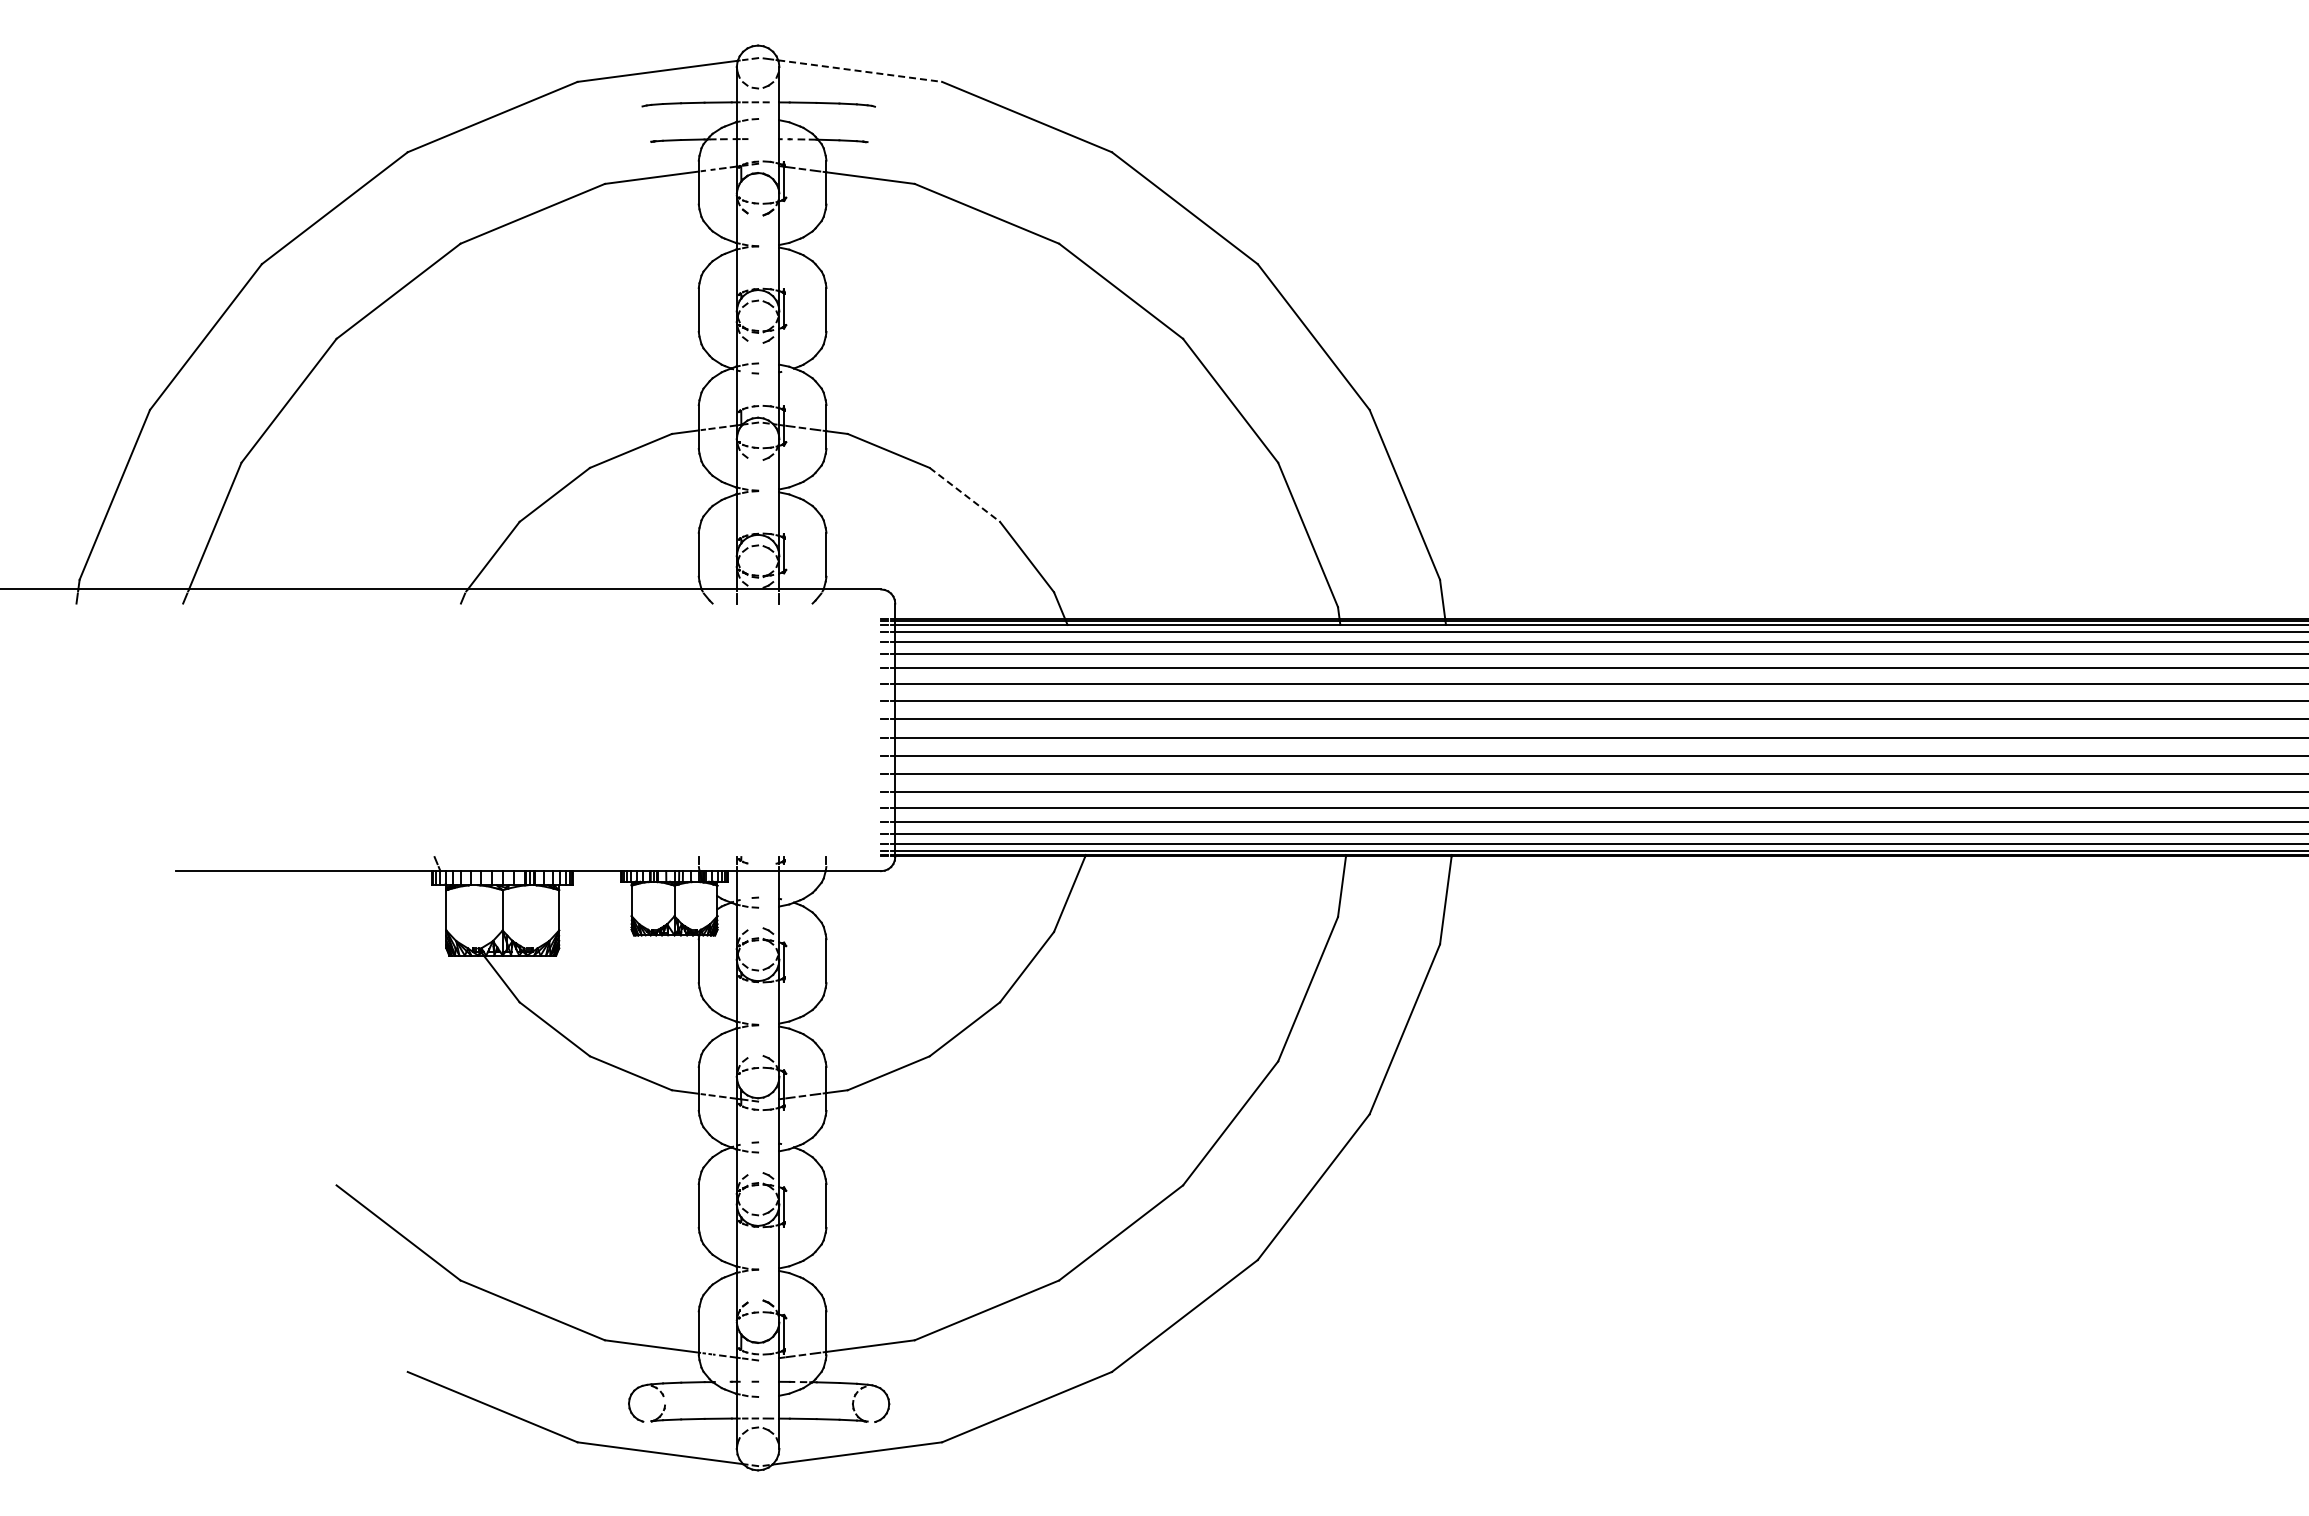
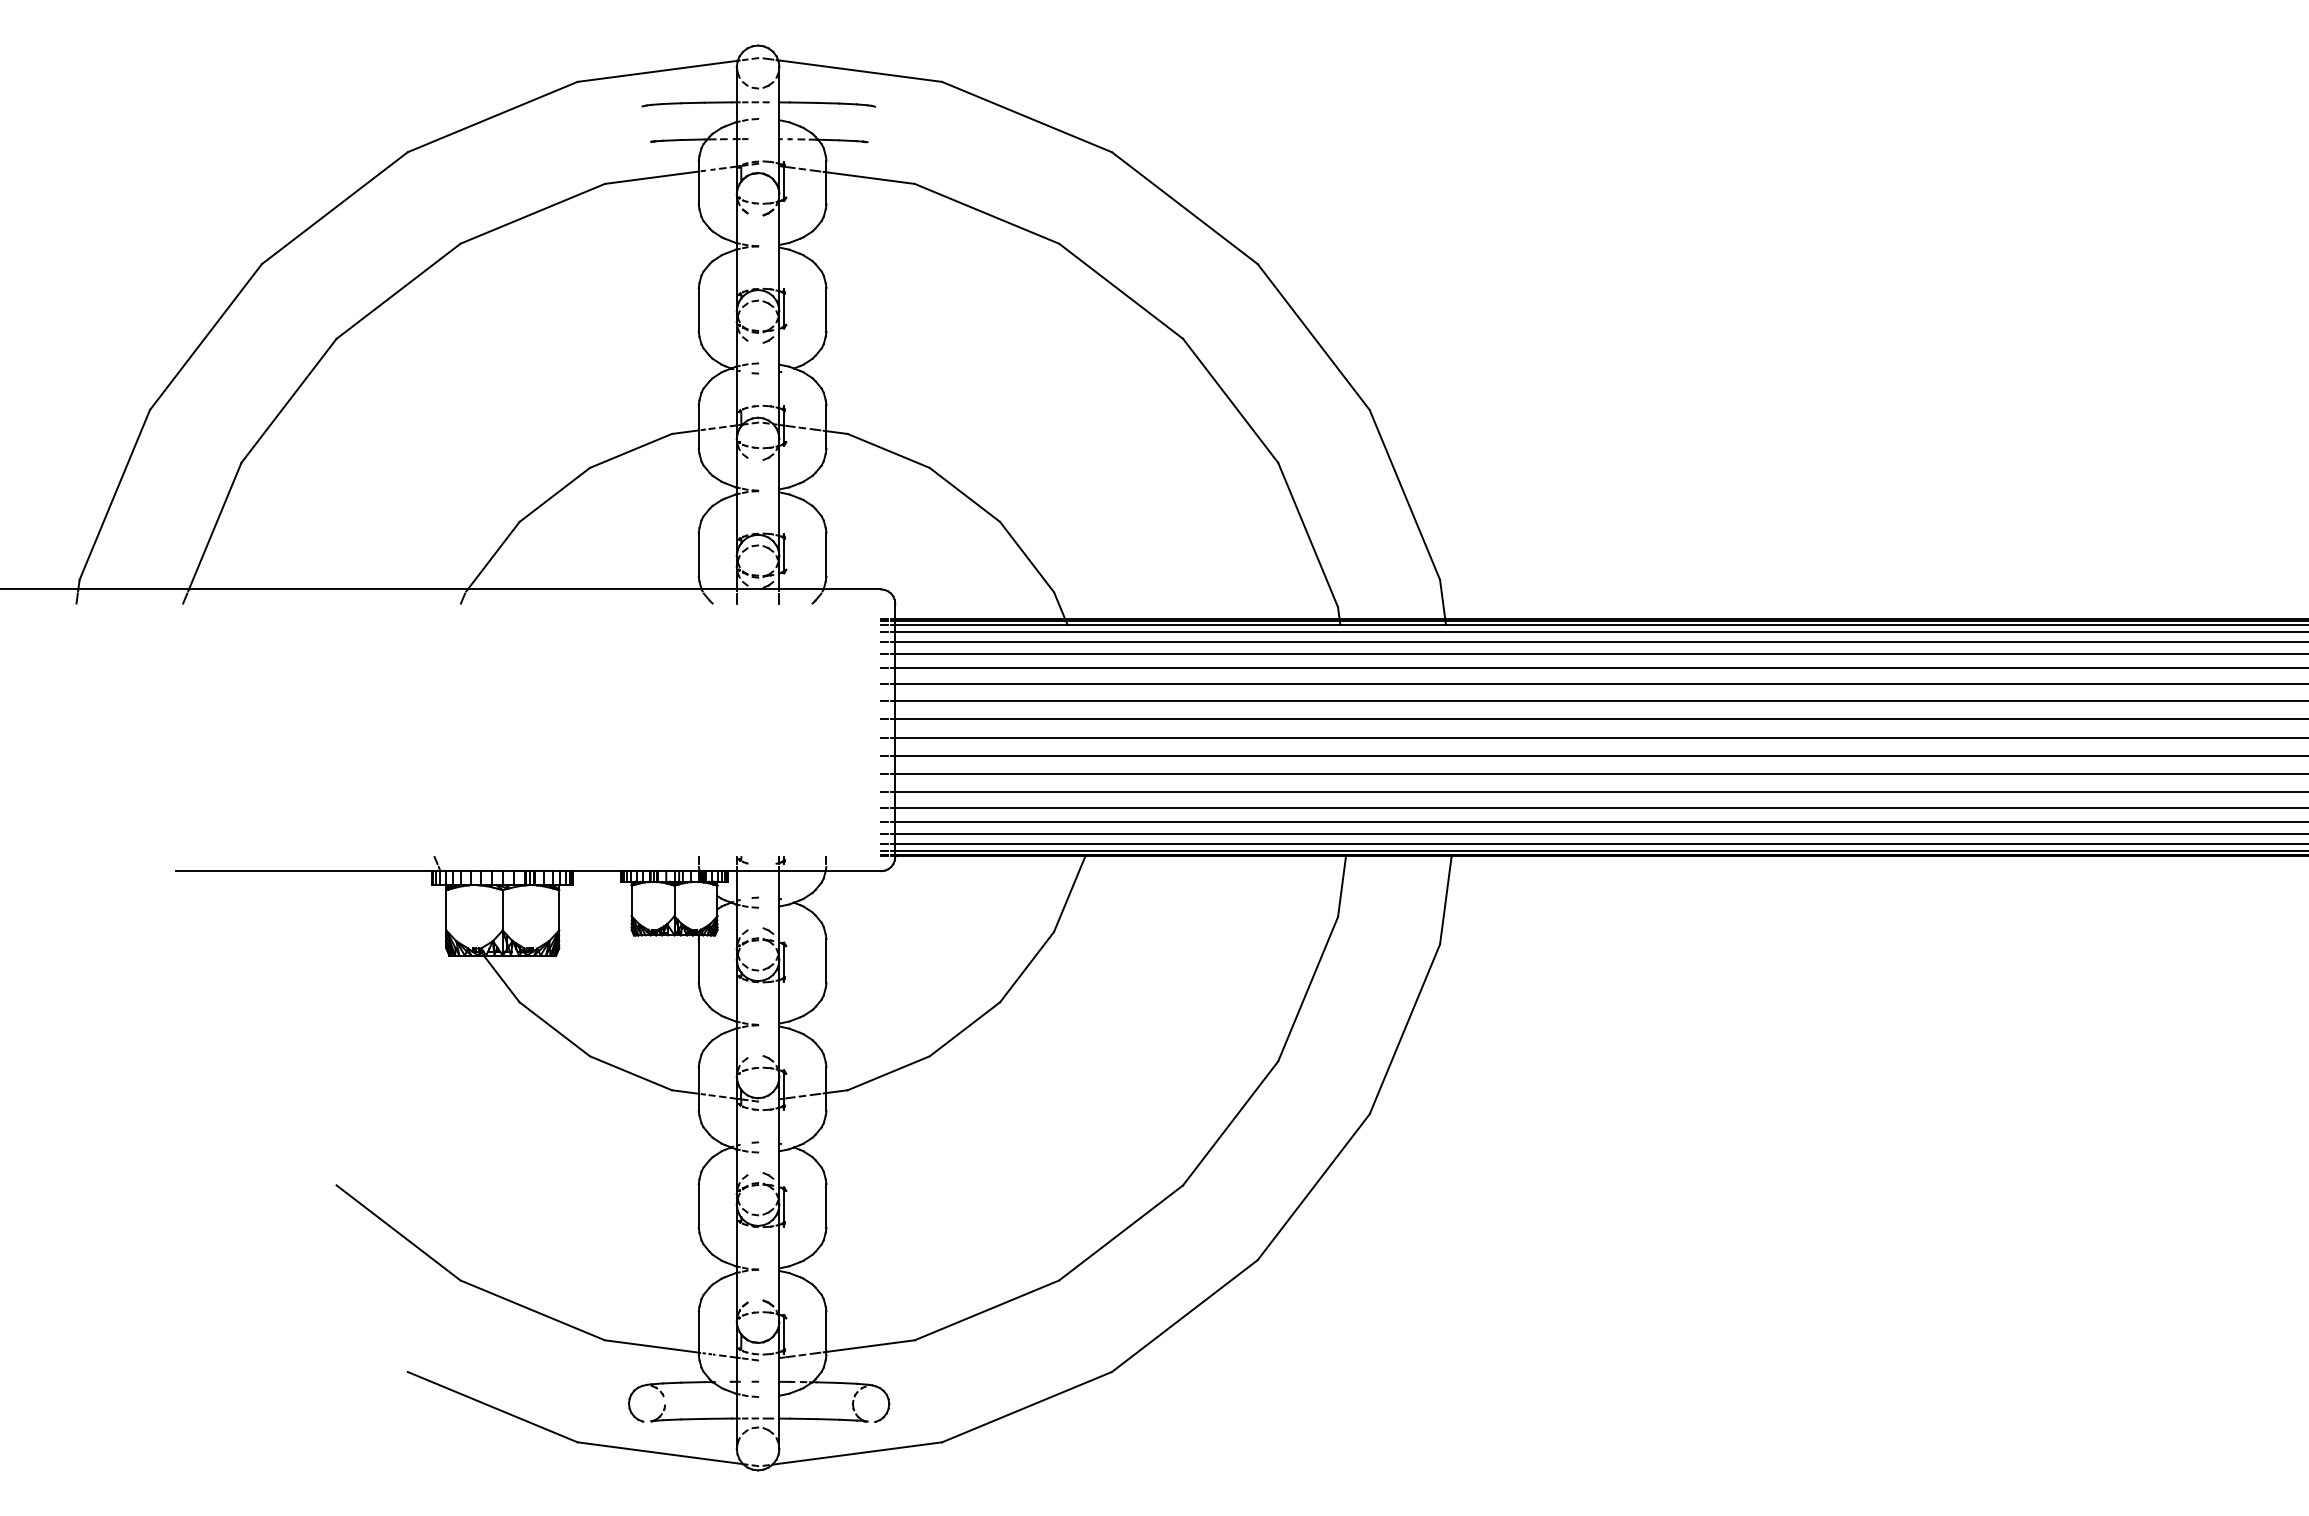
line: dashed -> solid (860, 71)
line: dashed -> solid (965, 495)
